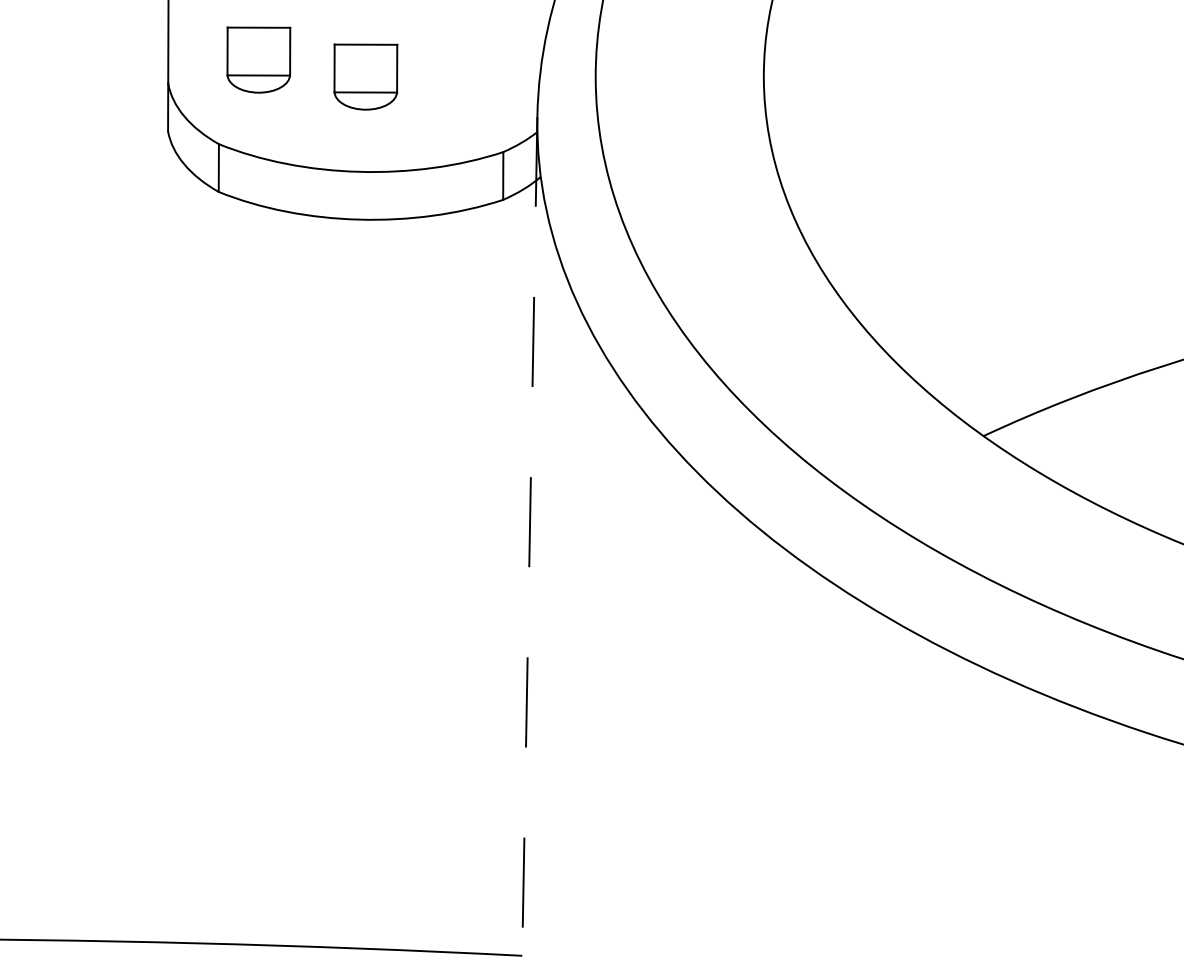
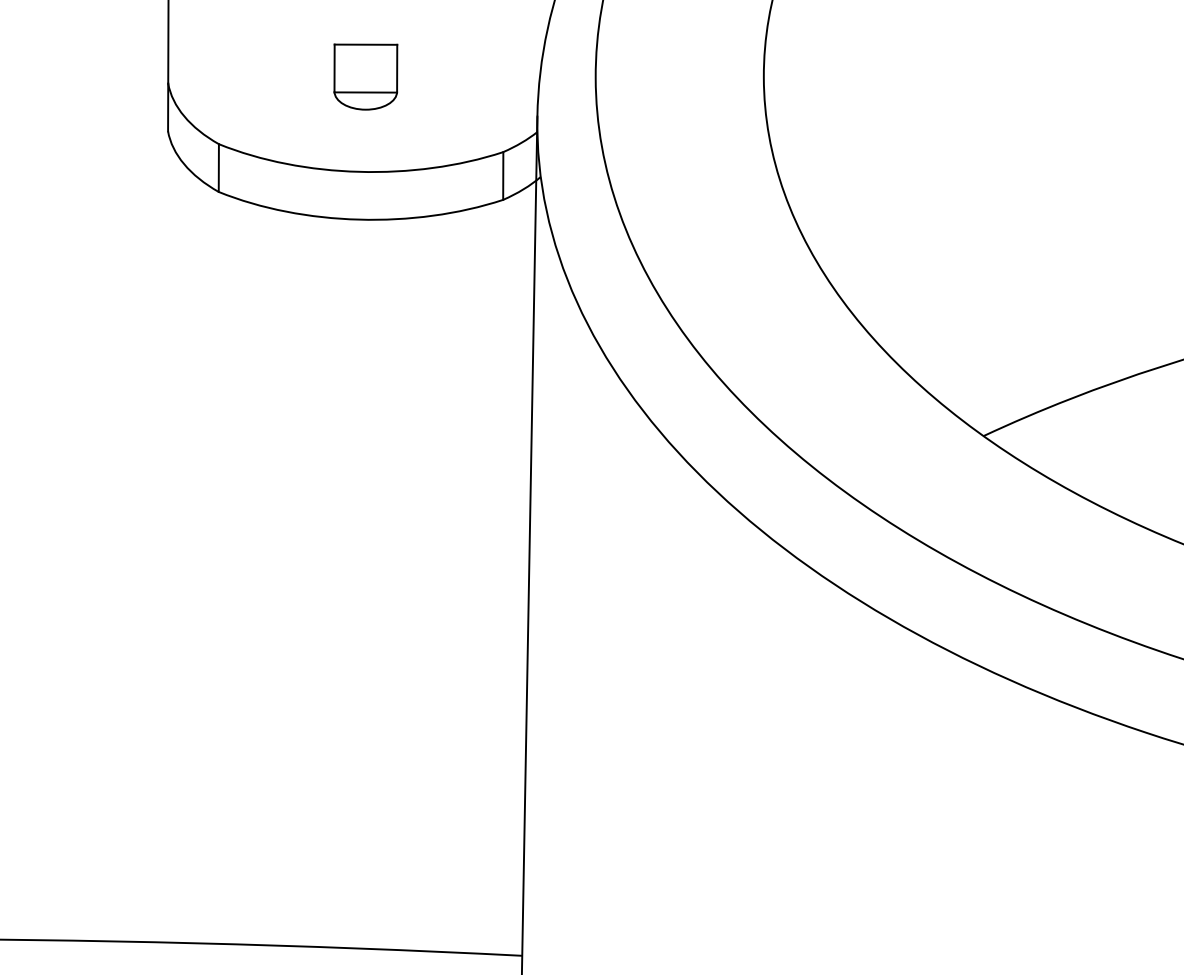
part: present -> none (258, 59)
line: dashed -> solid (529, 545)
